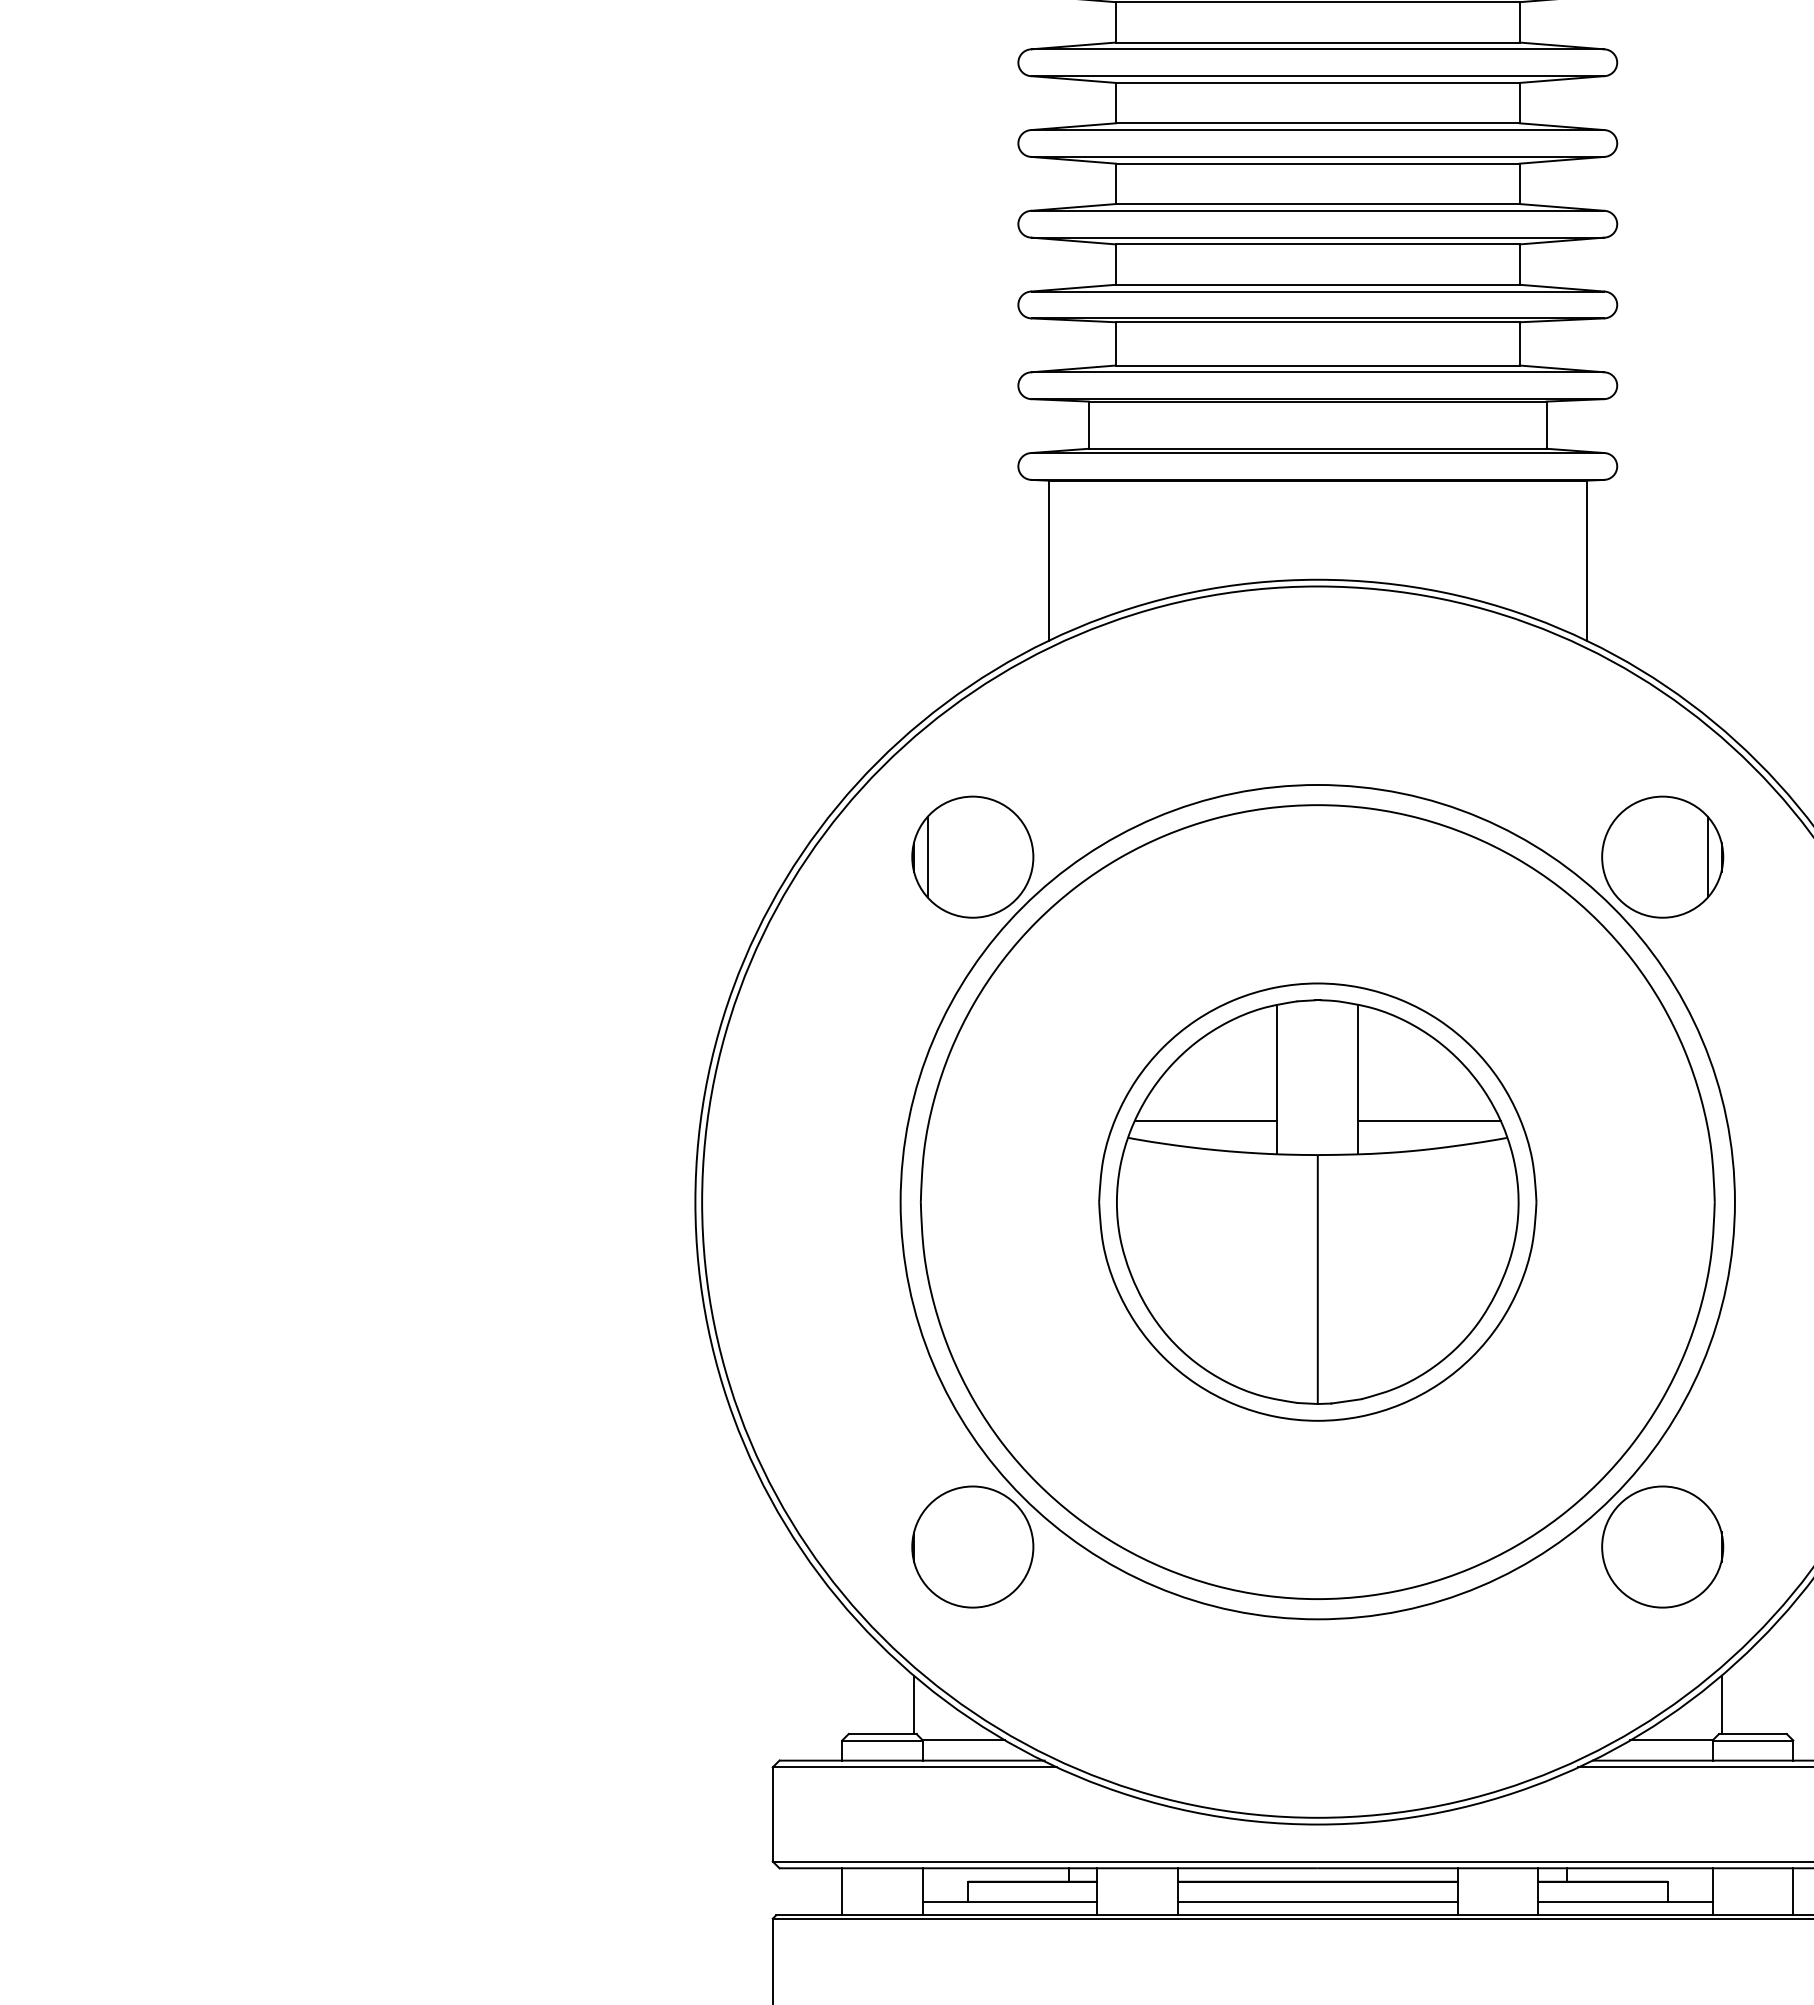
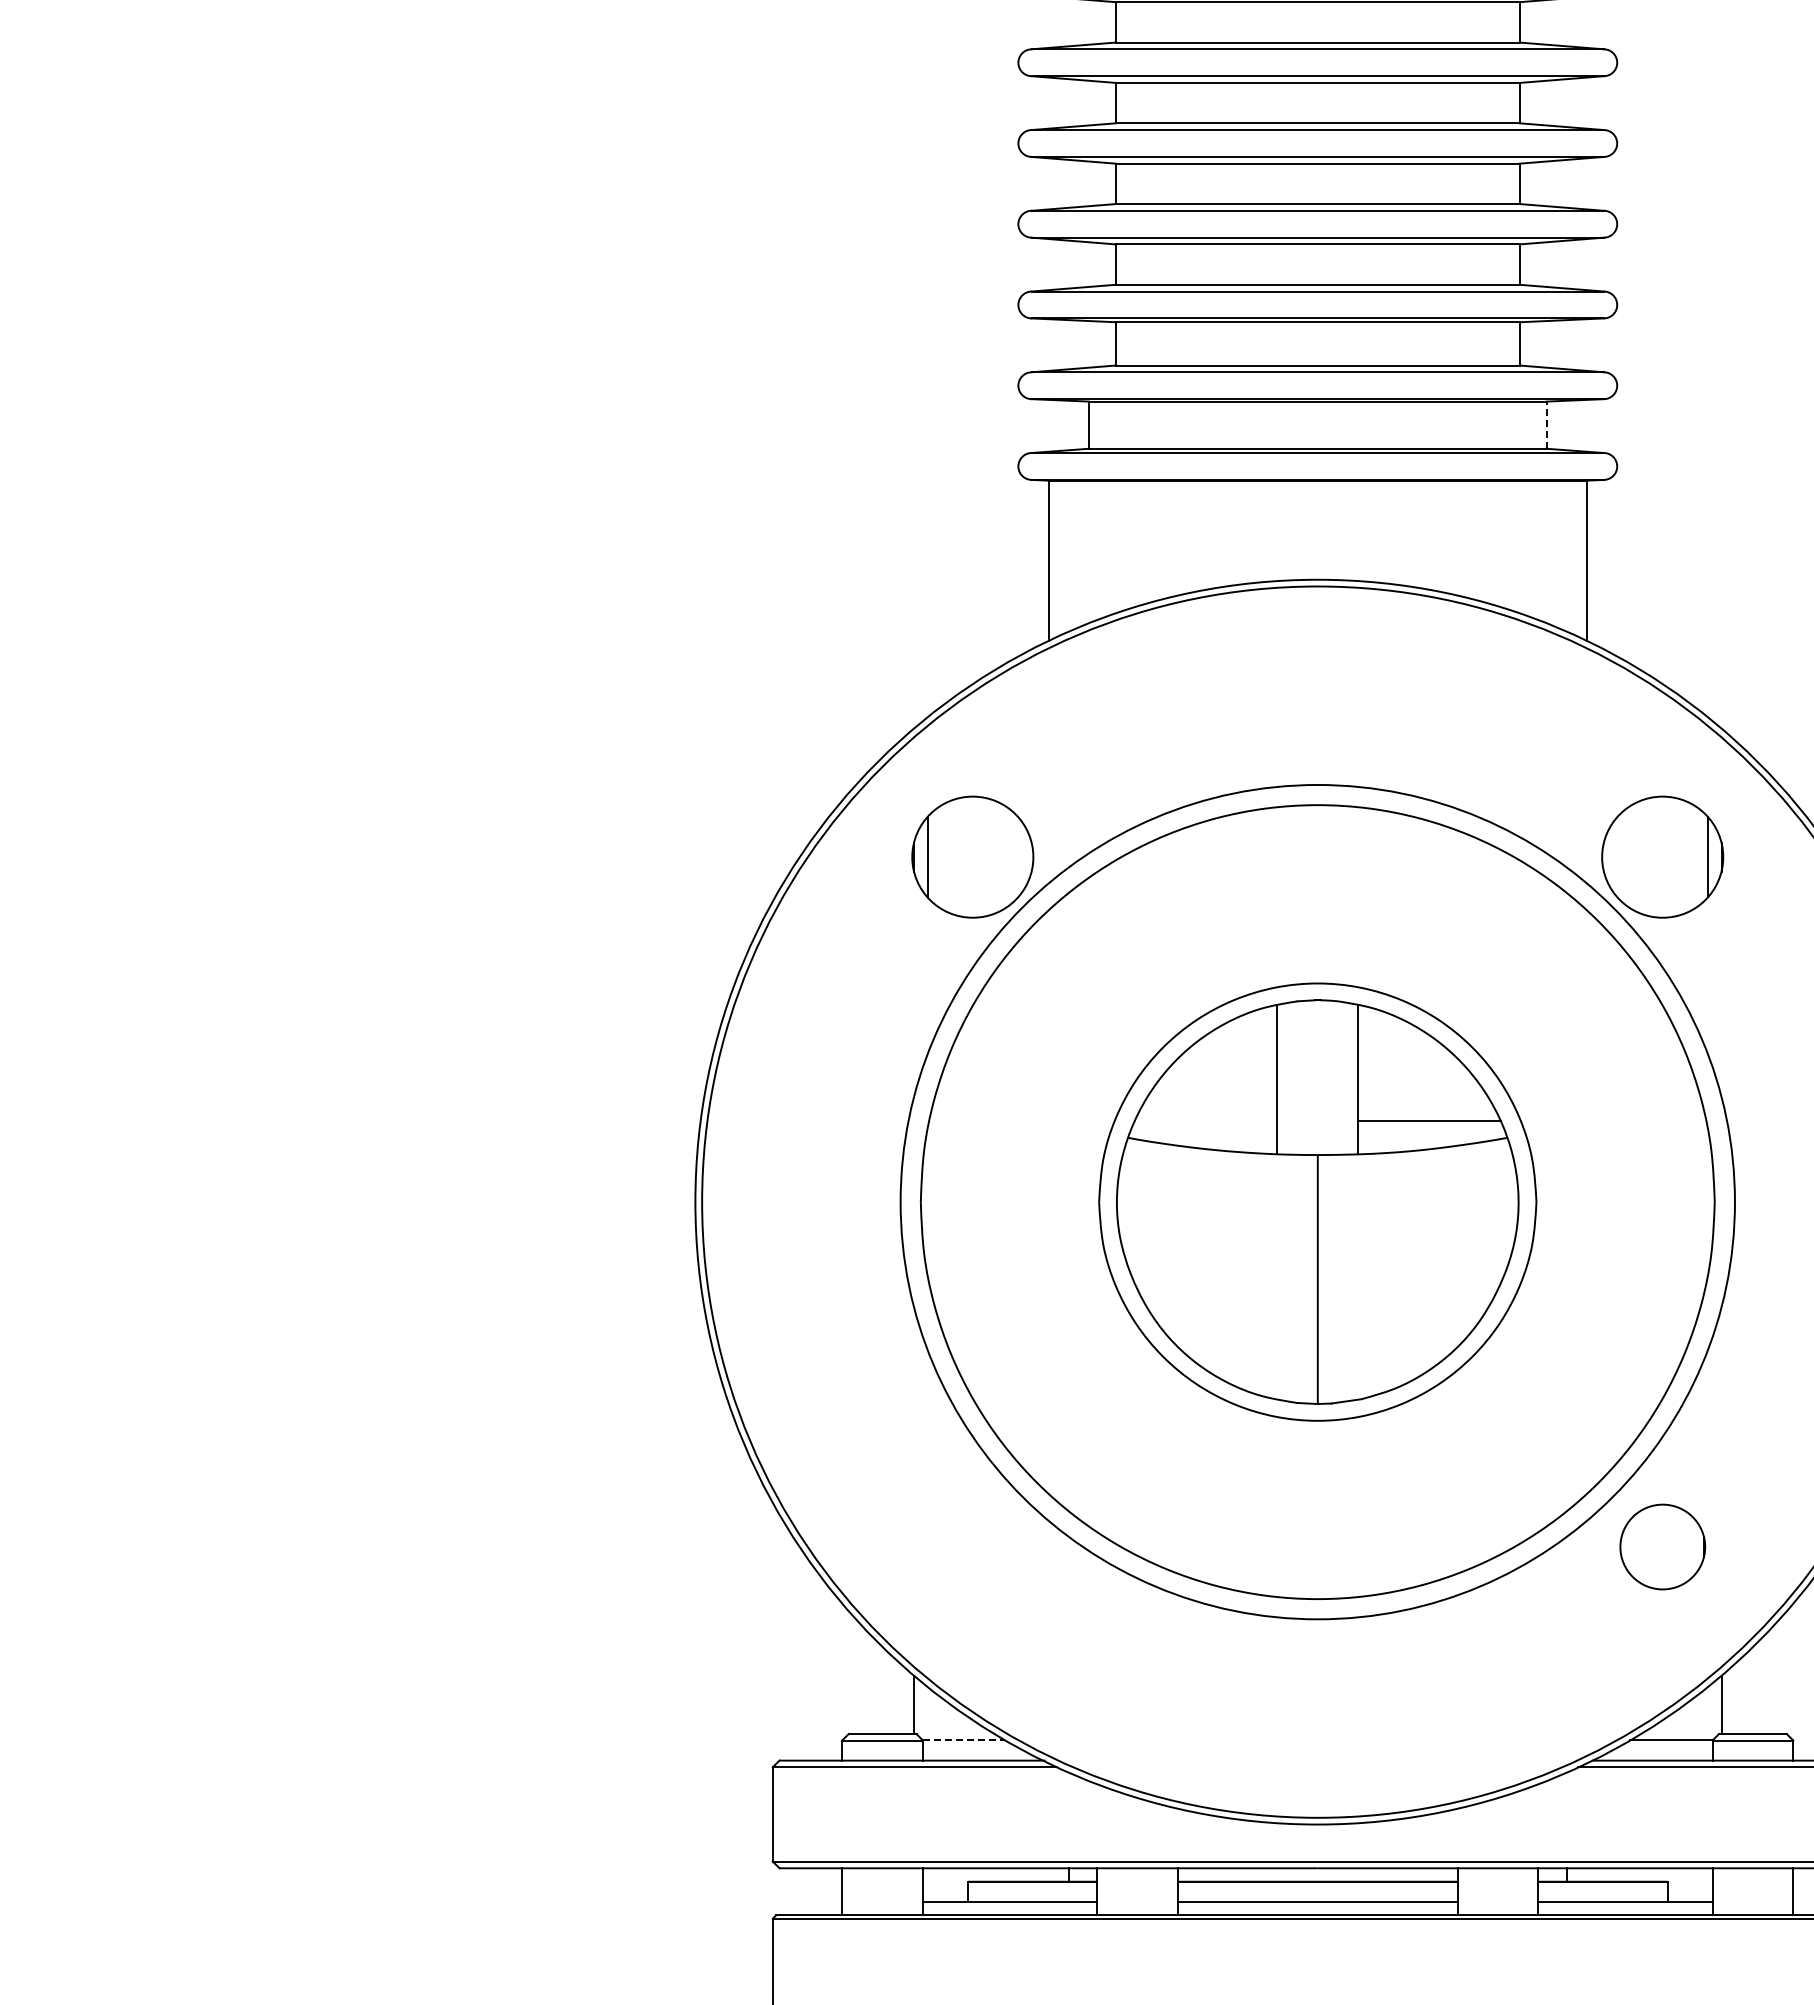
line: solid -> dashed (1546, 425)
line: present -> none (1205, 1121)
circle: present -> none (972, 1546)
circle size: 124x124 px -> 88x88 px (1662, 1546)
line: solid -> dashed (964, 1740)
